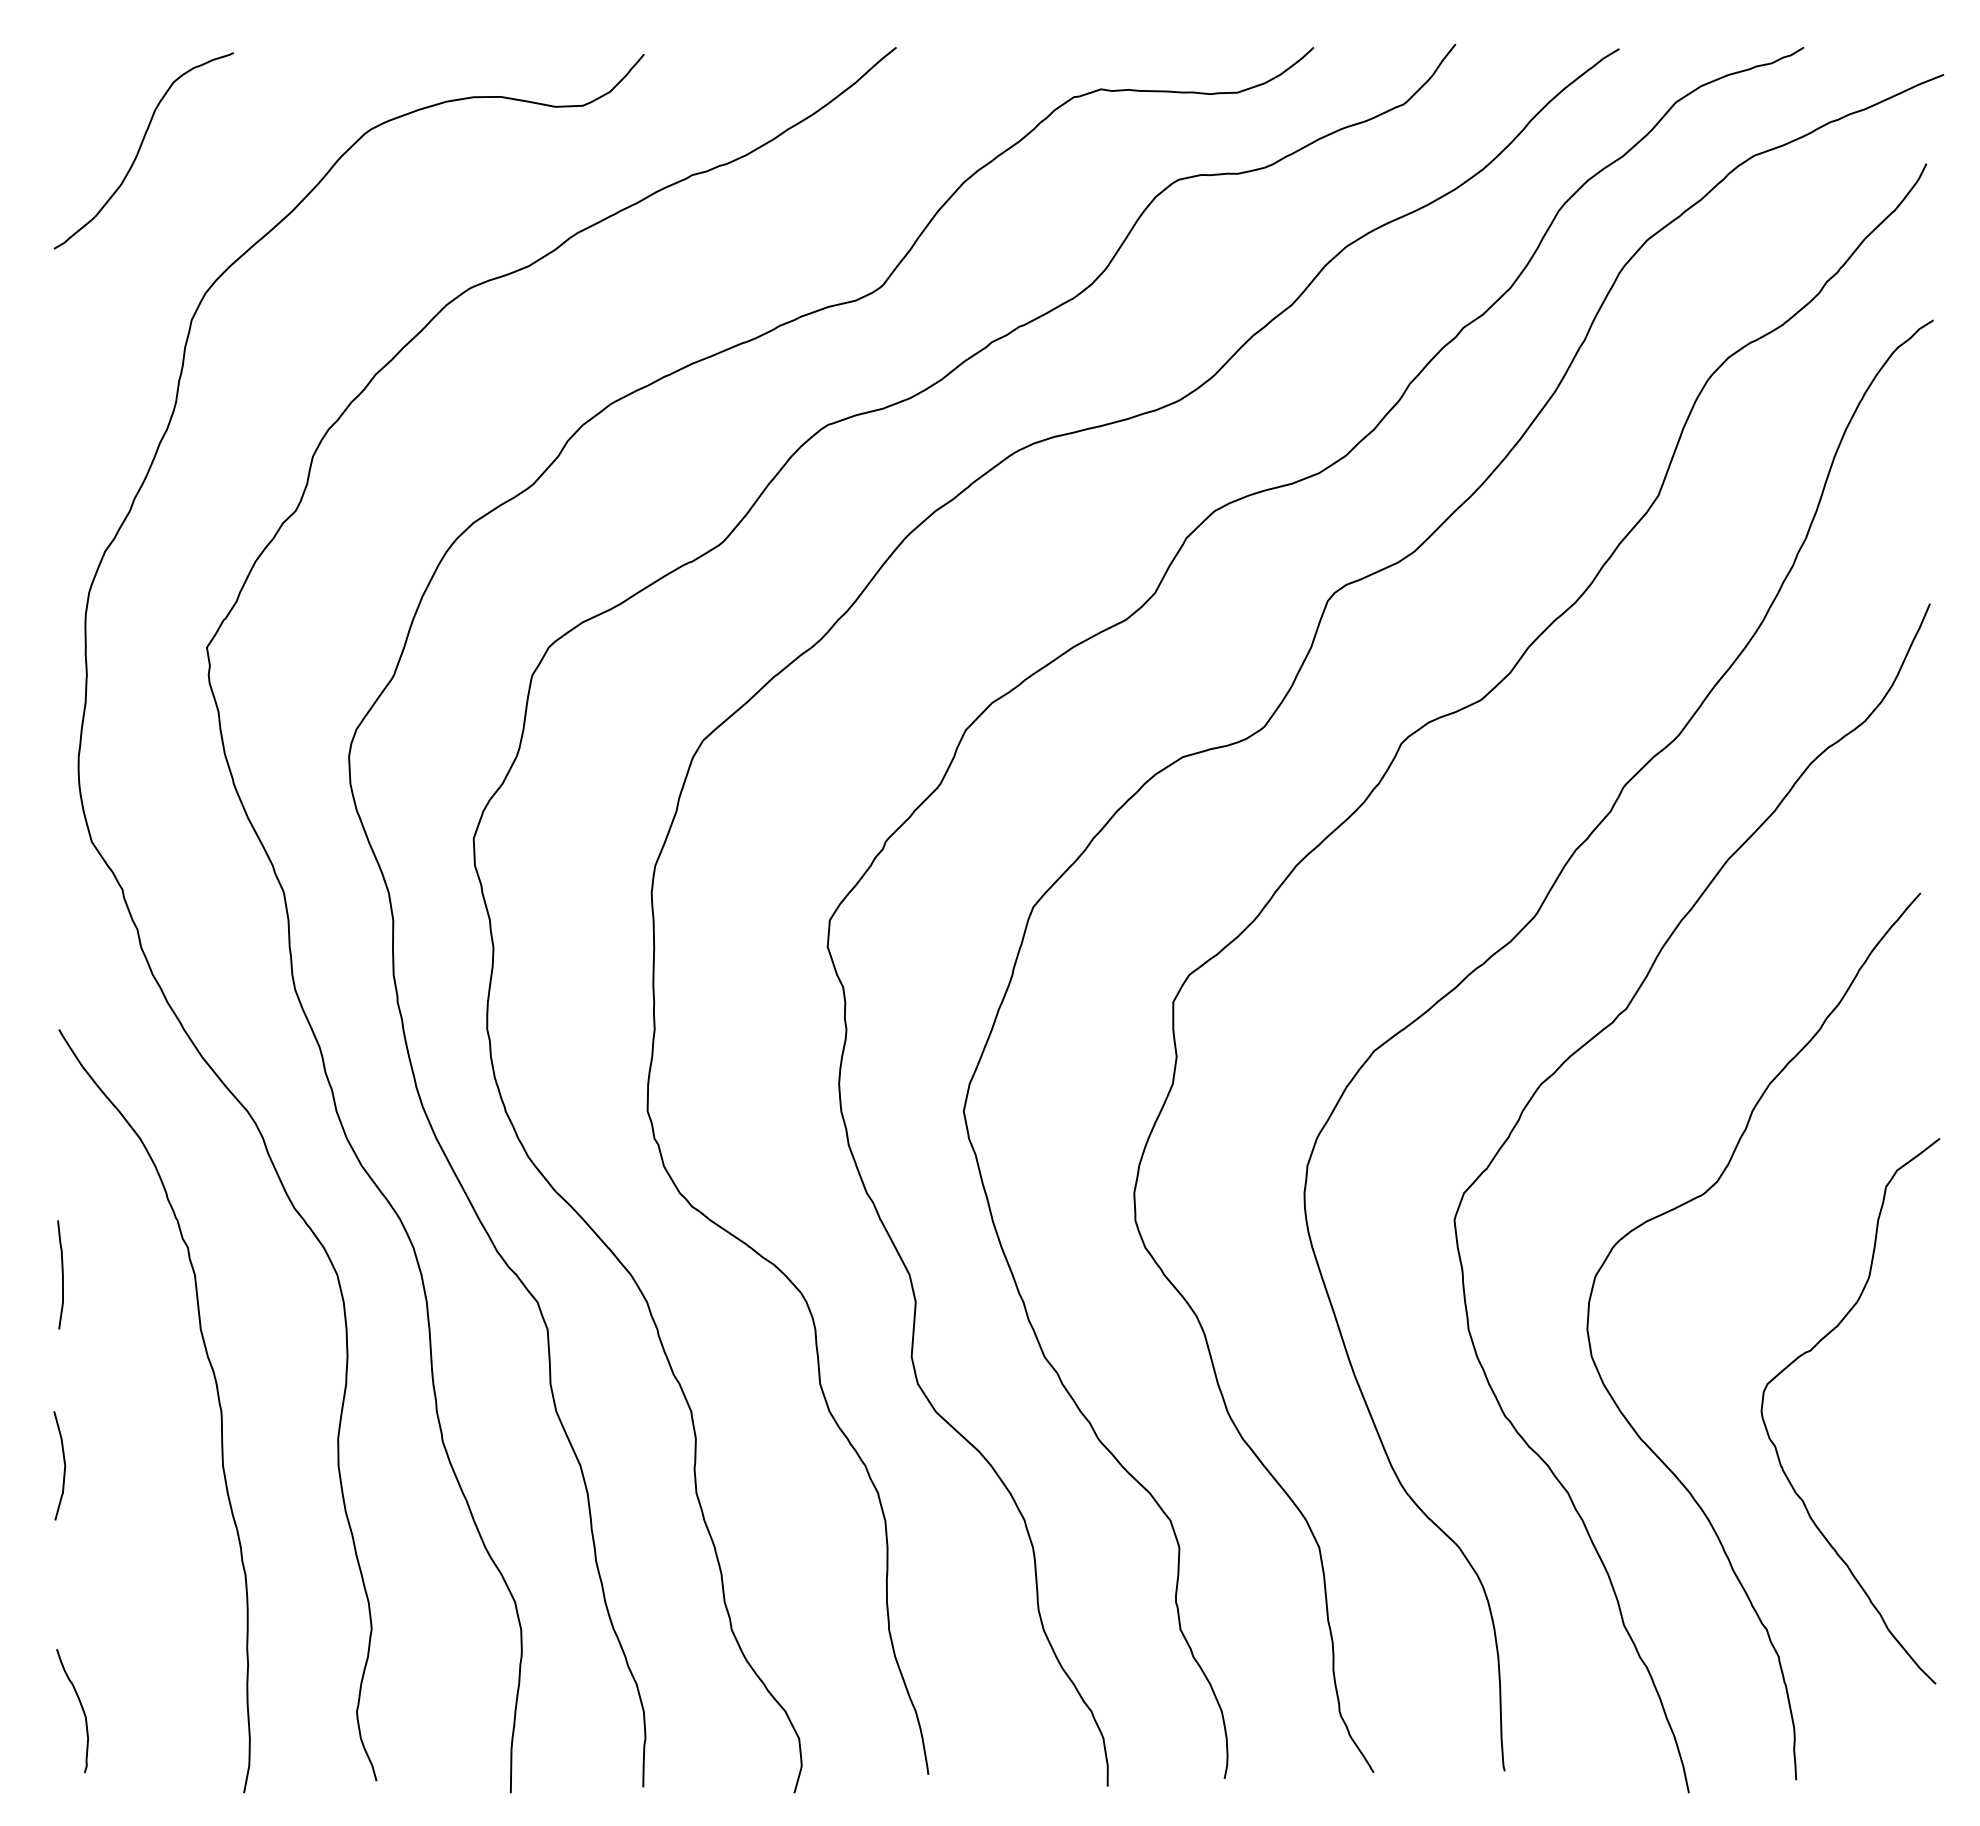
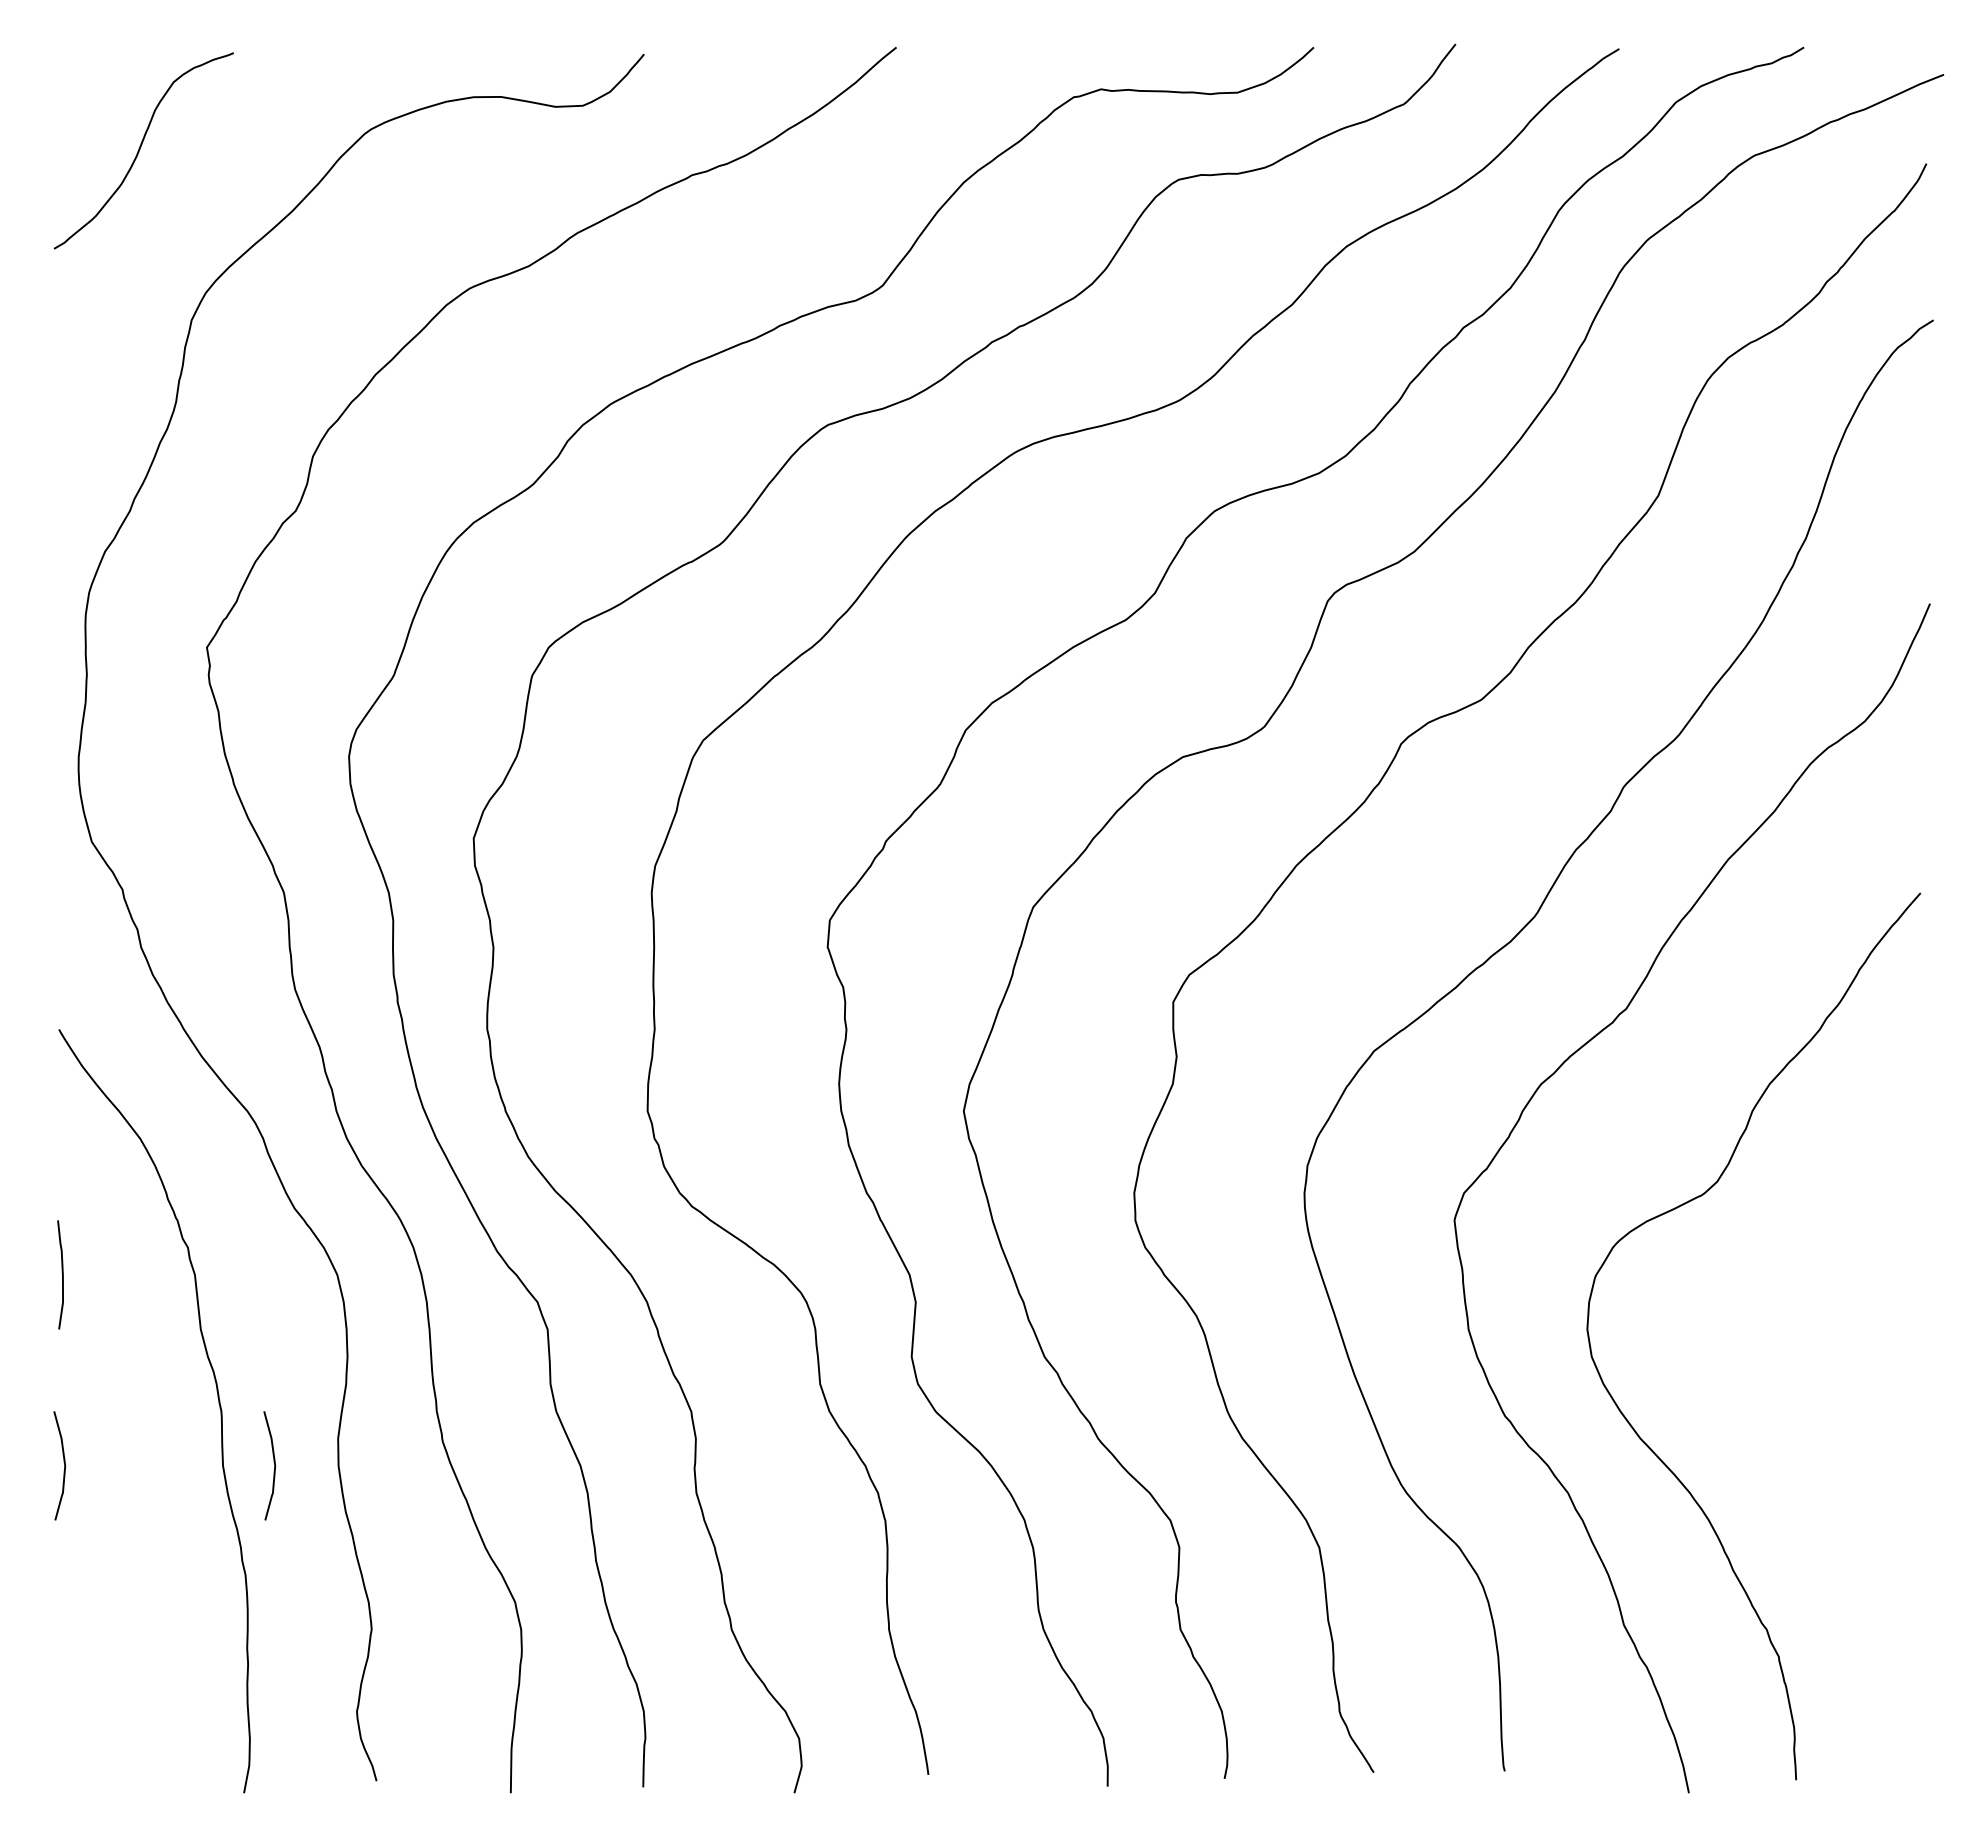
curve: present -> none (1811, 1351)
curve: none -> present (273, 1462)
curve: present -> none (81, 1708)
